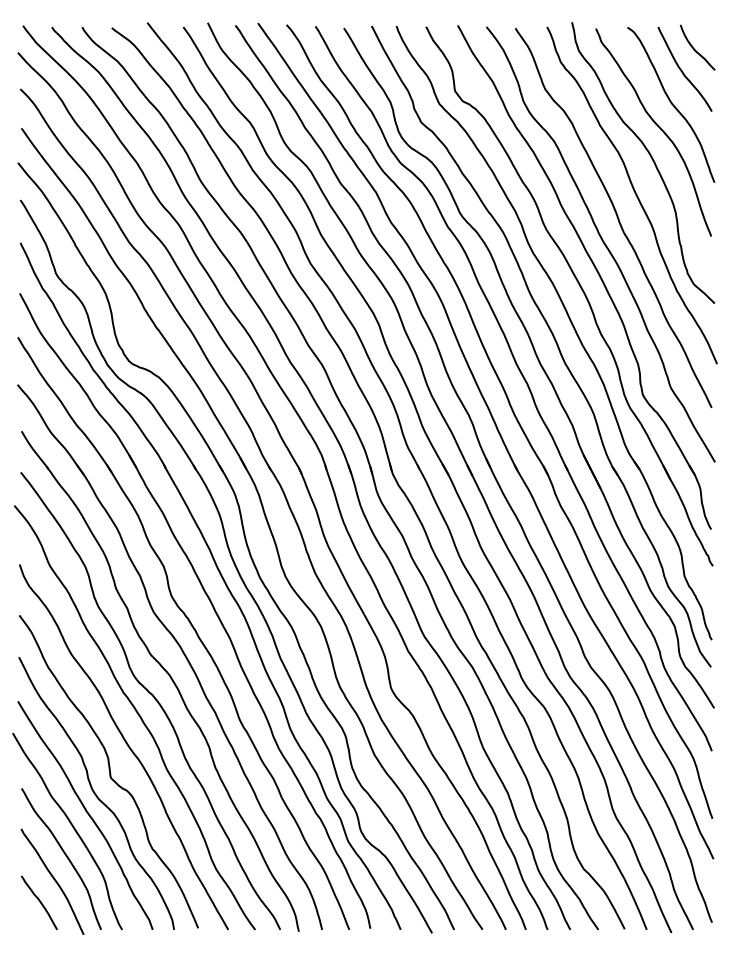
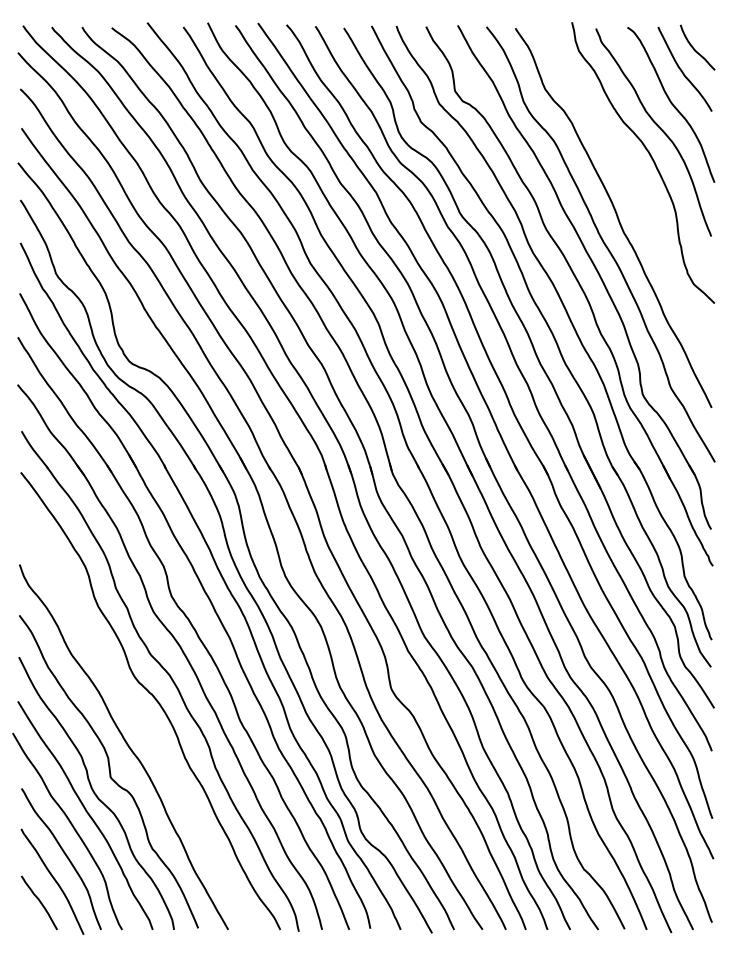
curve: present -> none (634, 193)
curve: present -> none (138, 716)
